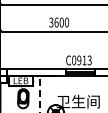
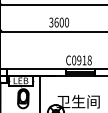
text: C0913 -> C0918 (89, 59)
line: dashed -> solid (39, 93)
